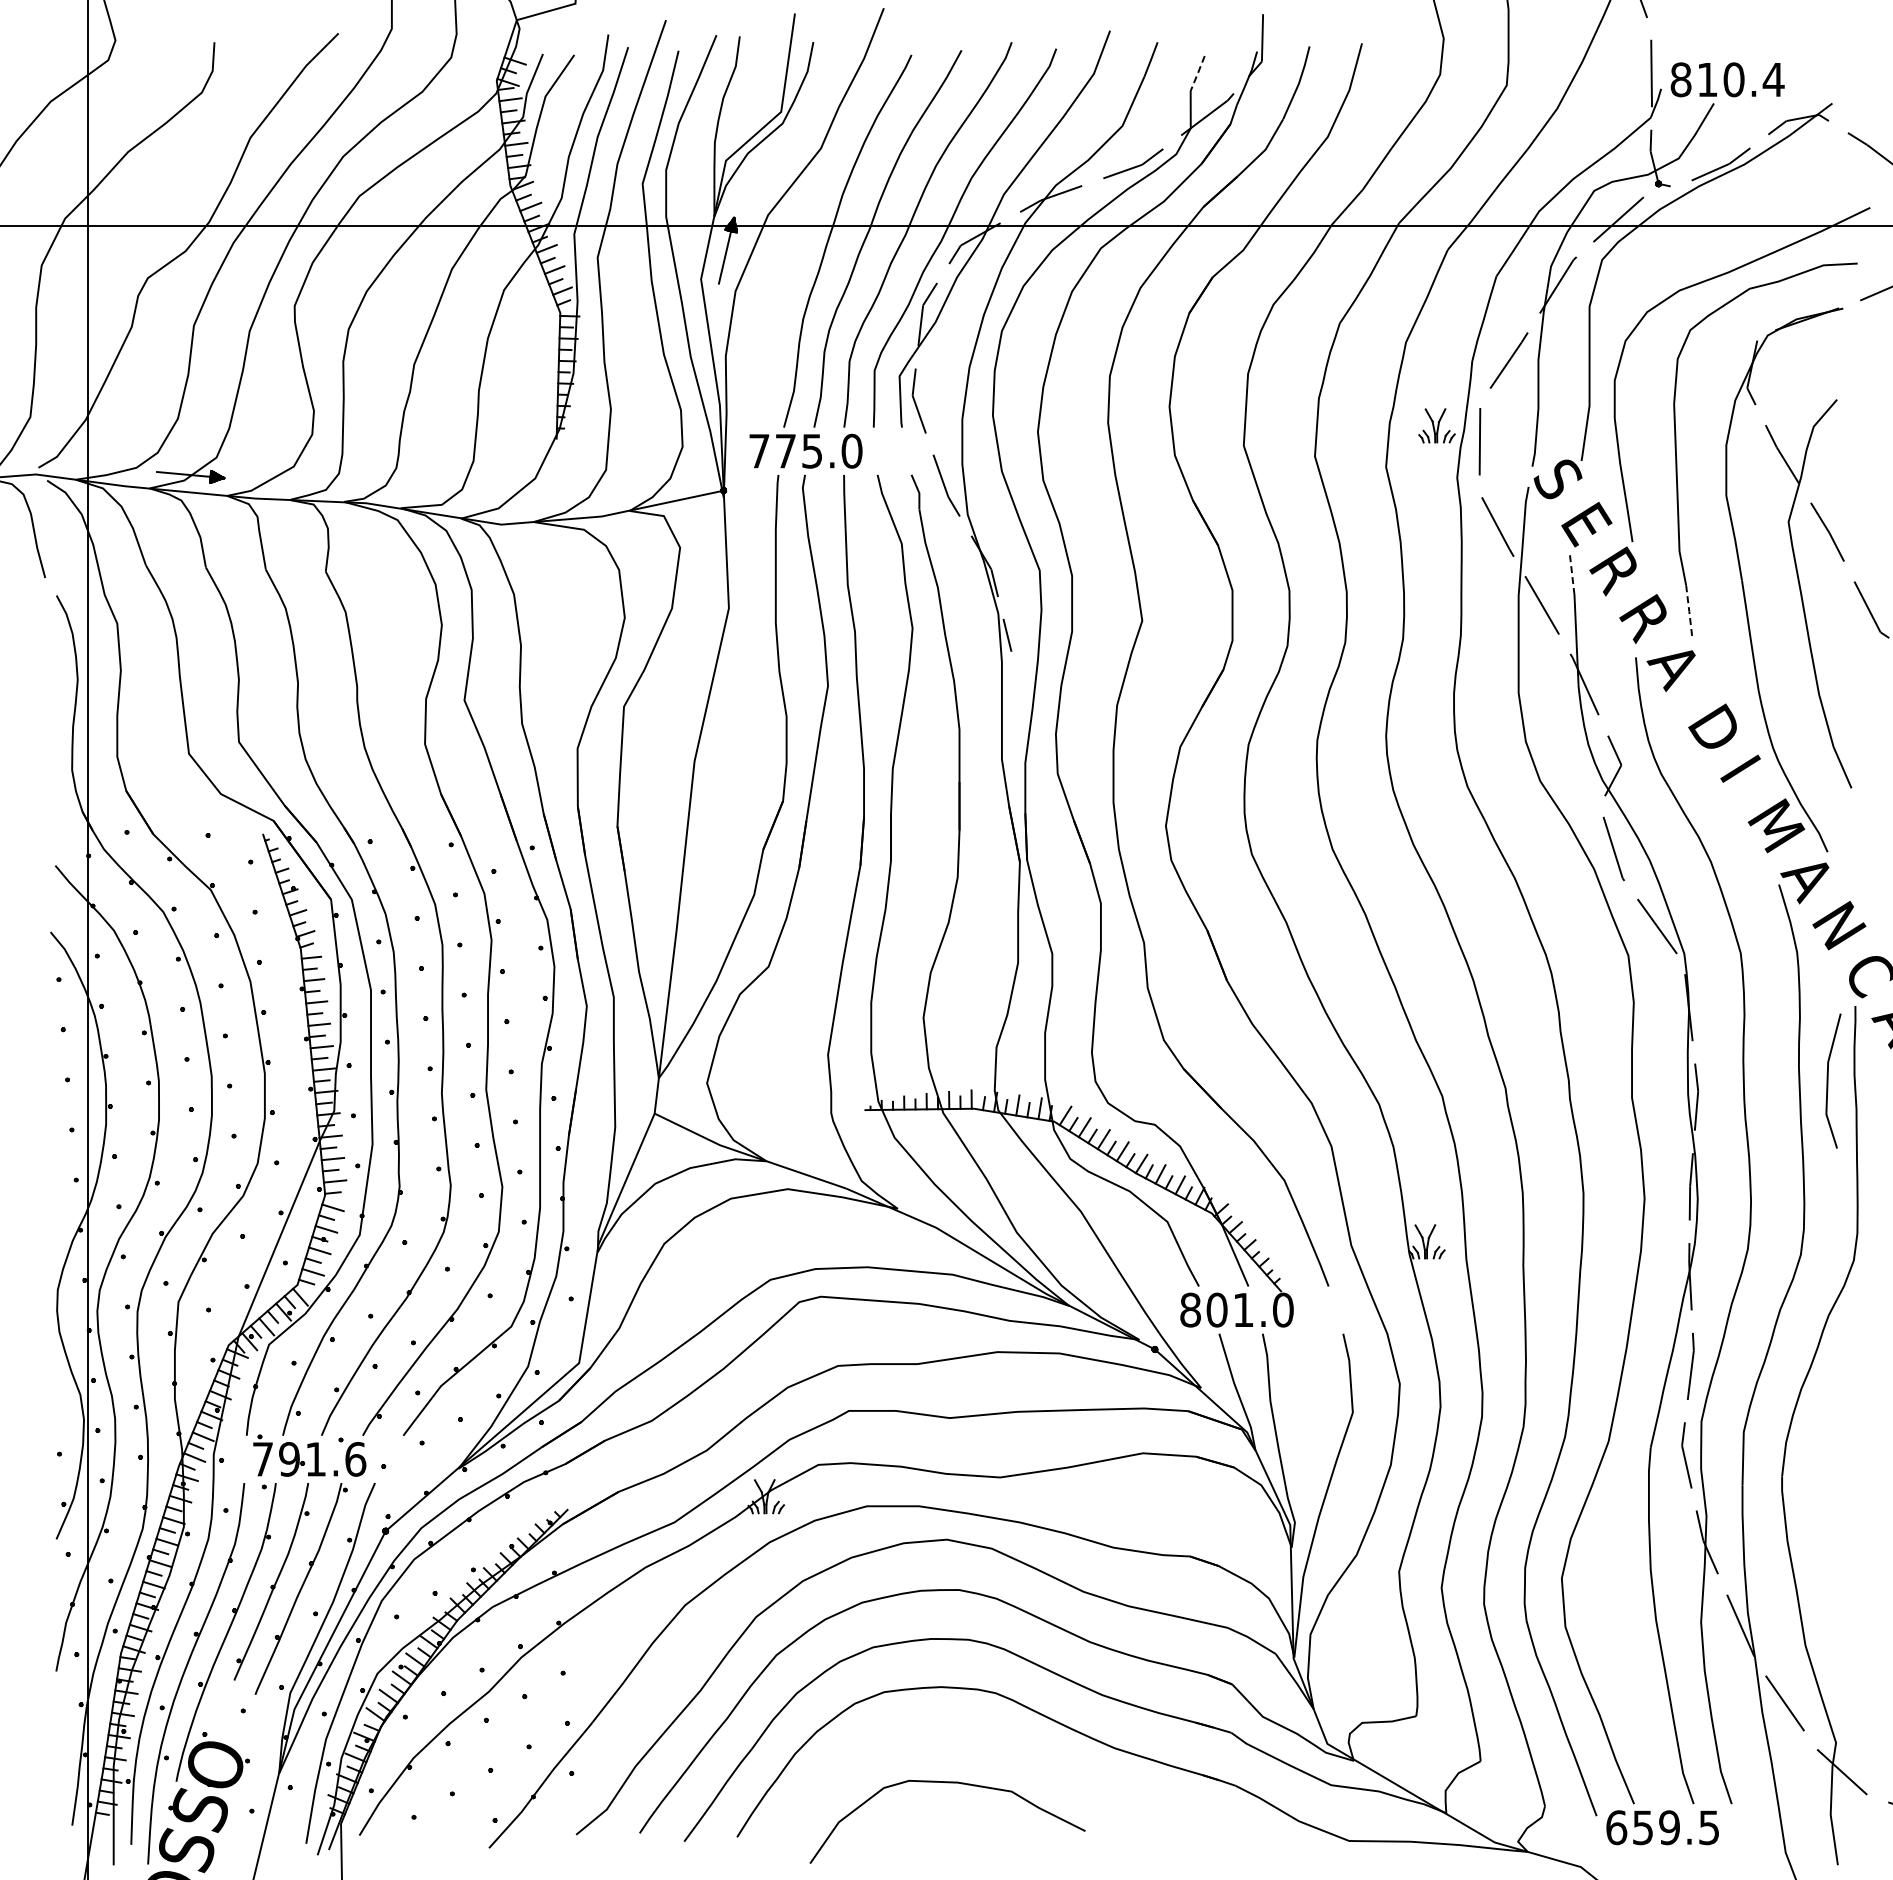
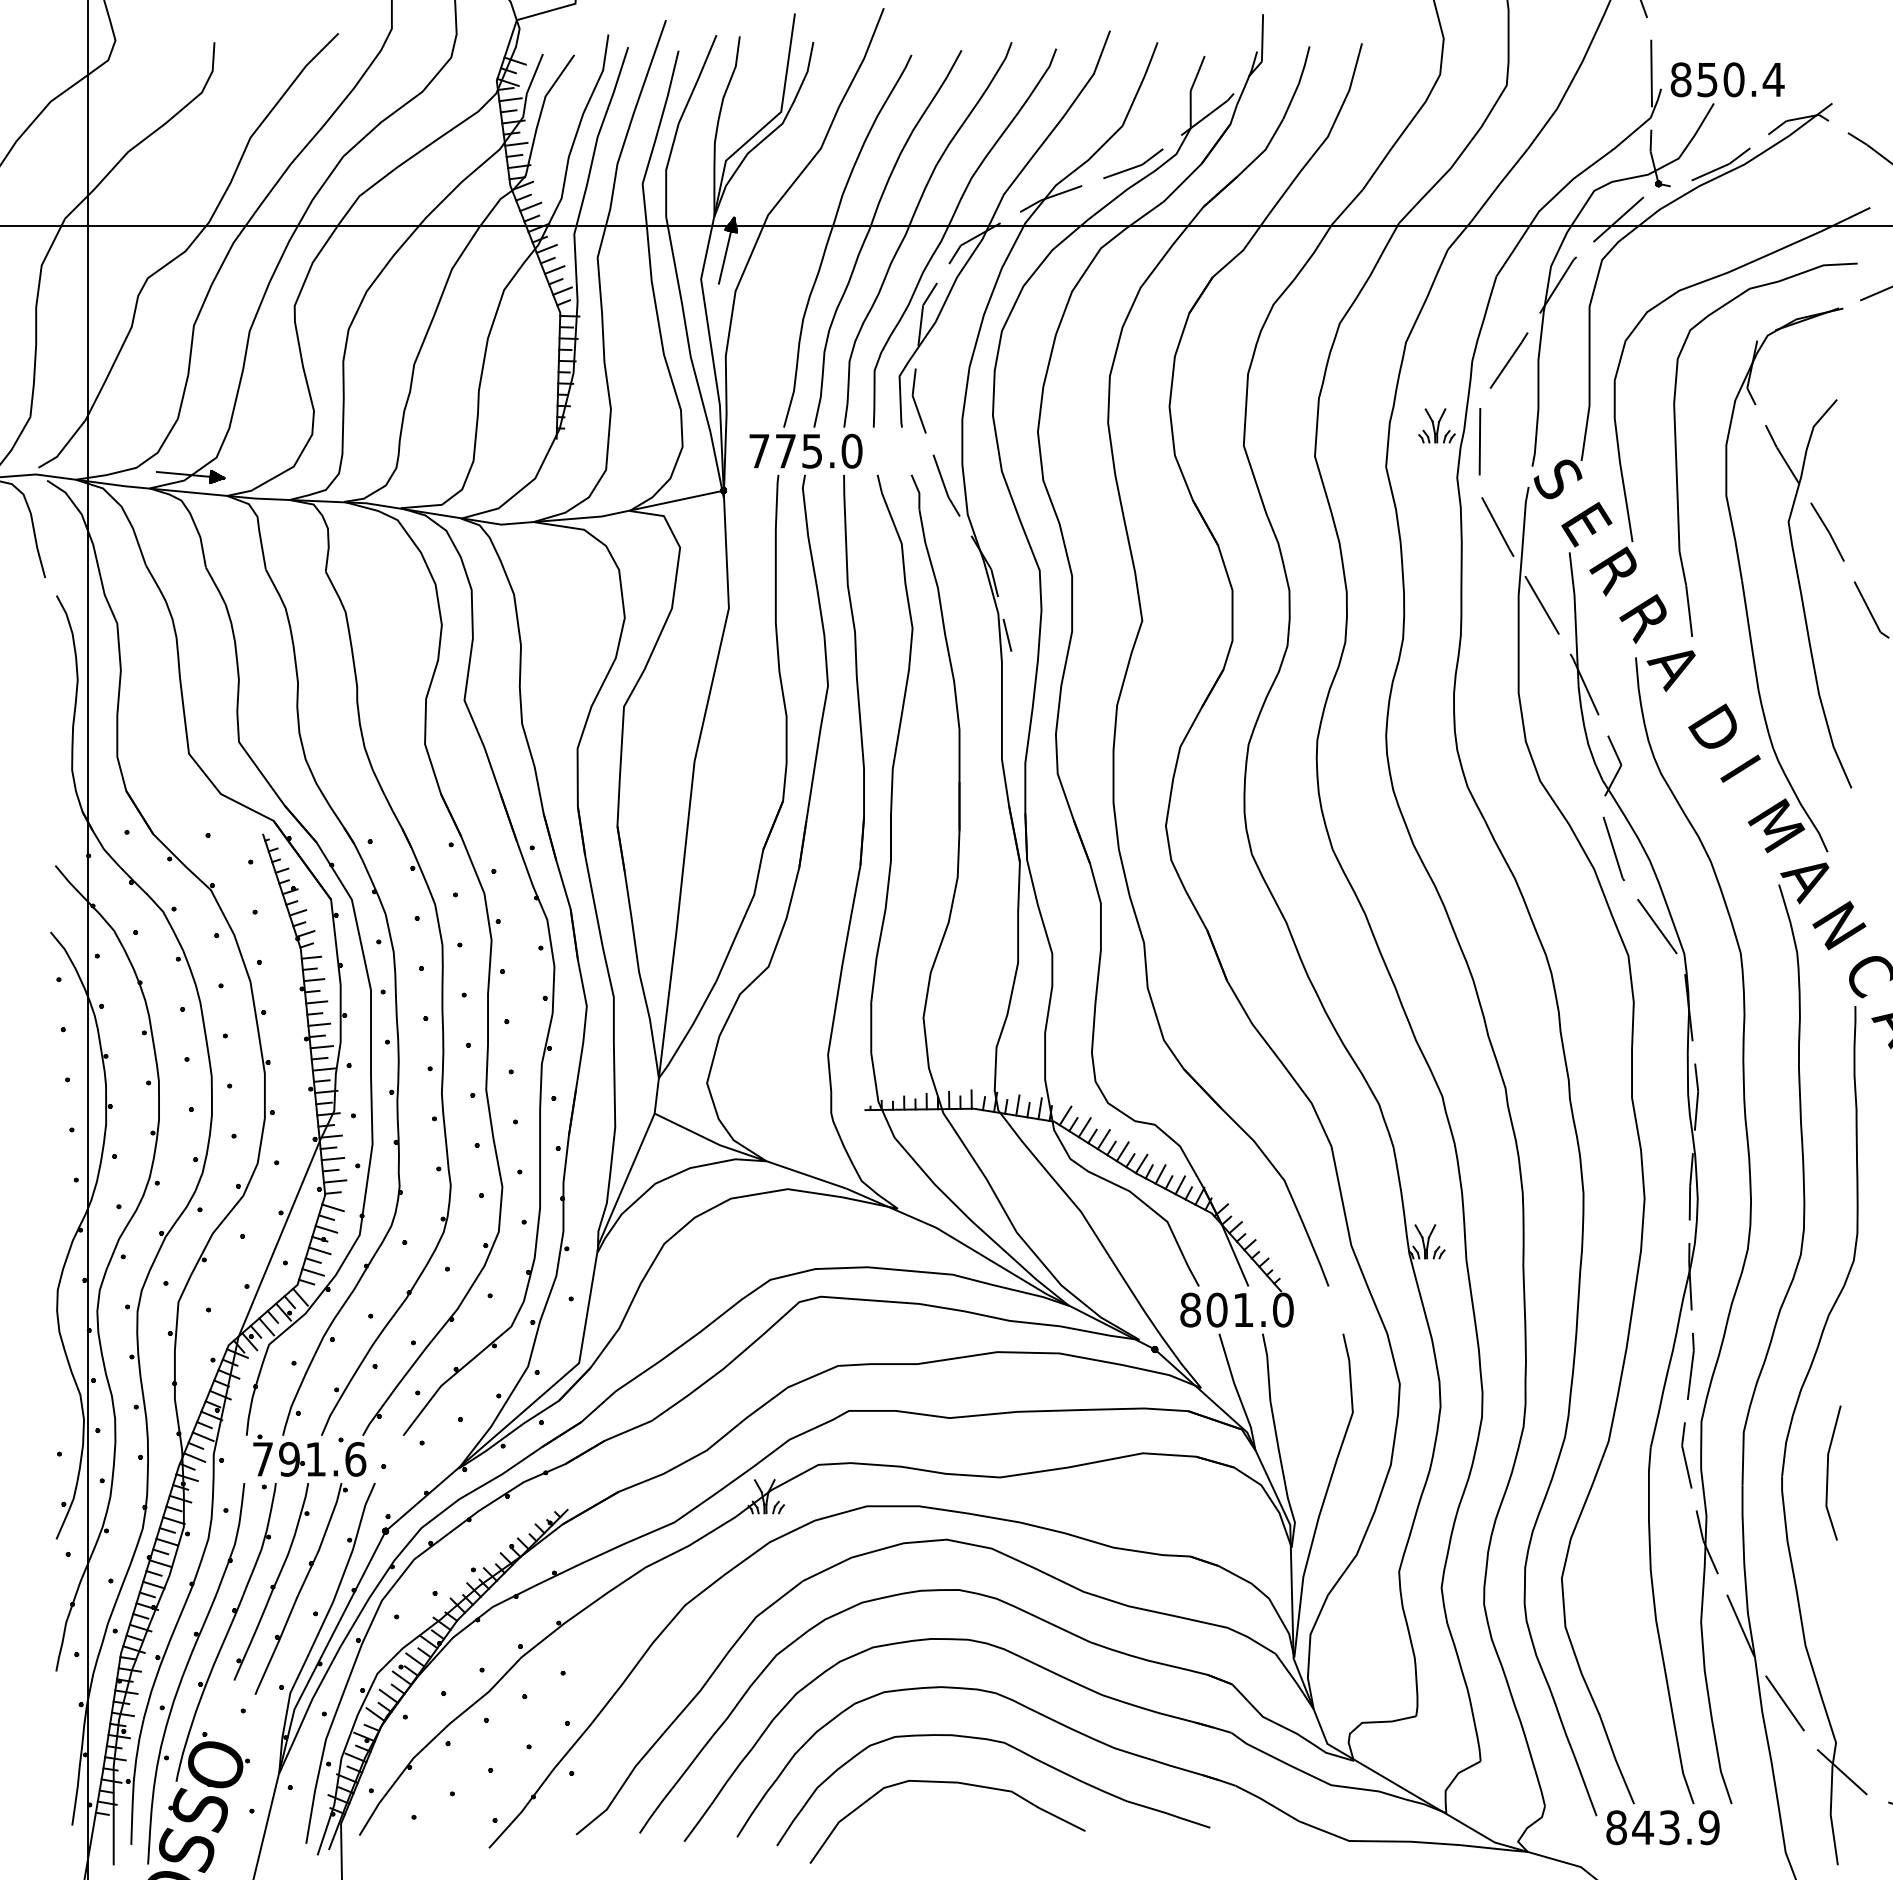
line: dashed -> solid (1197, 73)
text: 810.4 -> 850.4 (1707, 80)
line: dashed -> solid (1572, 573)
line: dashed -> solid (1689, 611)
line position: (1828, 1080) -> (1828, 1472) (1828, 1472)
curve: none -> present (1013, 1748)
text: 659.5 -> 843.9 (1662, 1827)
